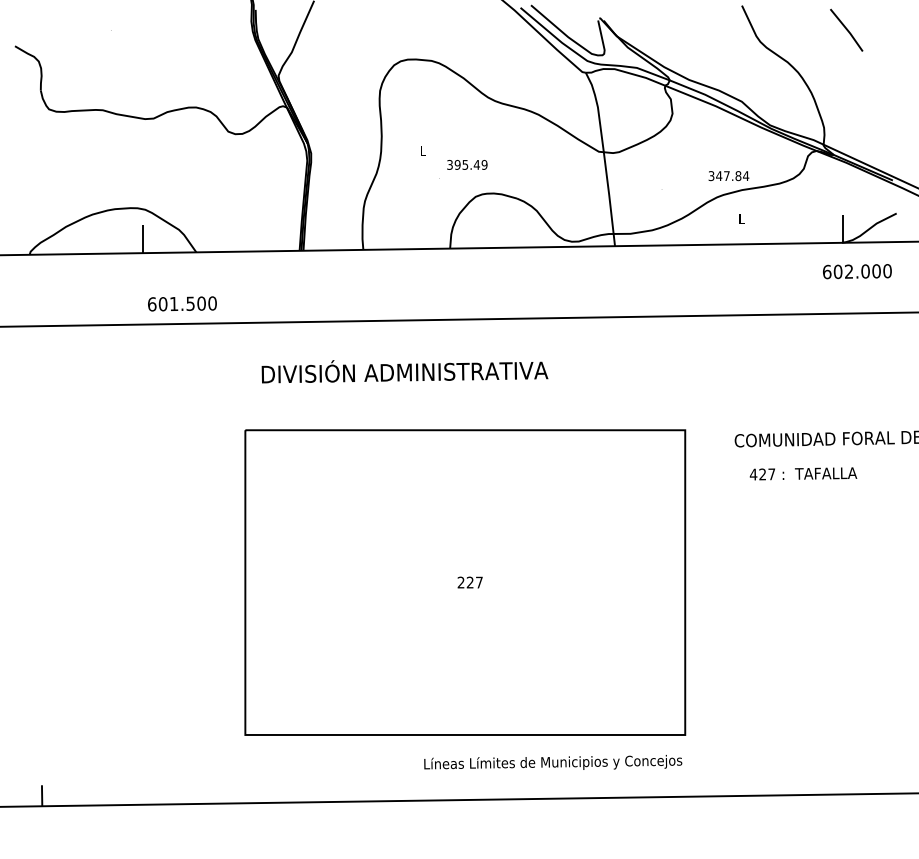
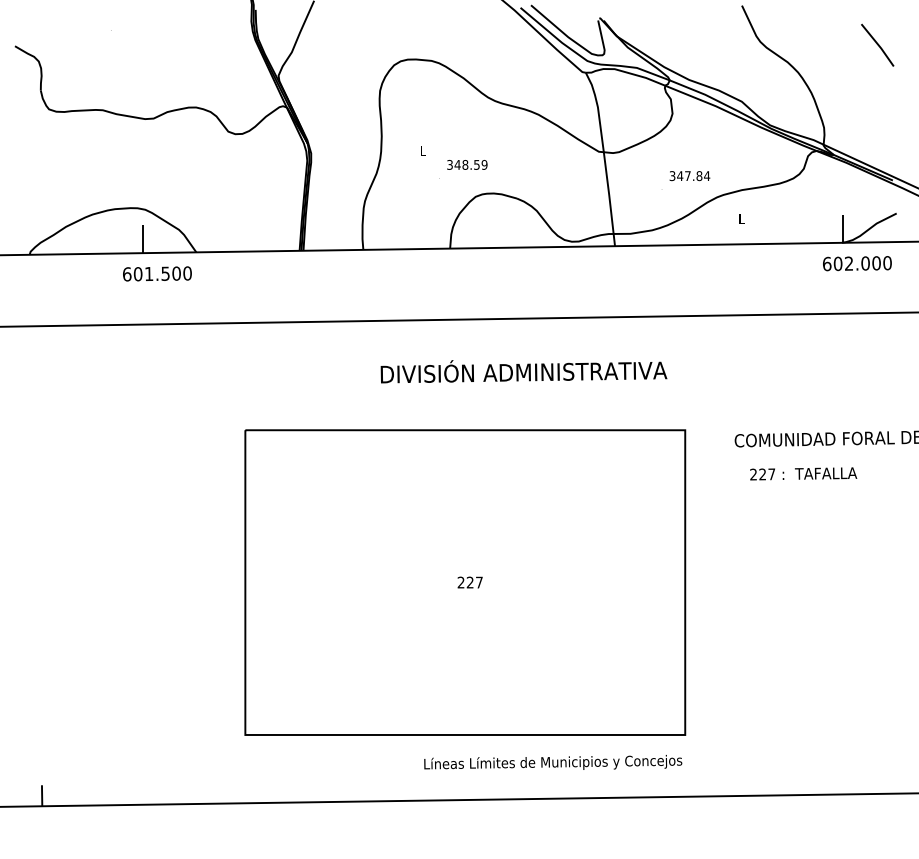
line position: (846, 29) -> (877, 44) (877, 44)
text: 395.49 -> 348.59 (466, 164)
text position: (728, 176) -> (689, 176) (689, 176)
text position: (857, 271) -> (857, 263) (857, 263)
text position: (182, 303) -> (157, 273) (157, 273)
text position: (404, 371) -> (523, 371) (523, 371)
text: 427 -> 227 (753, 474)
